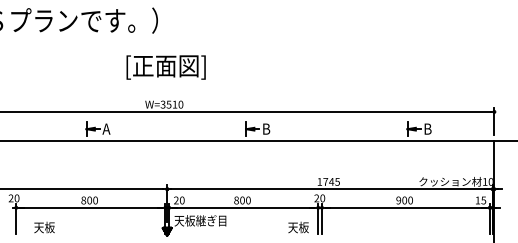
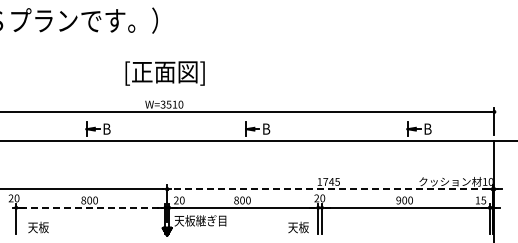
text position: (165, 67) -> (164, 73) (164, 73)
text: A -> B (106, 128)
line: solid -> dashed (329, 189)
line: solid -> dashed (90, 207)
text position: (44, 227) -> (38, 227) (38, 227)
